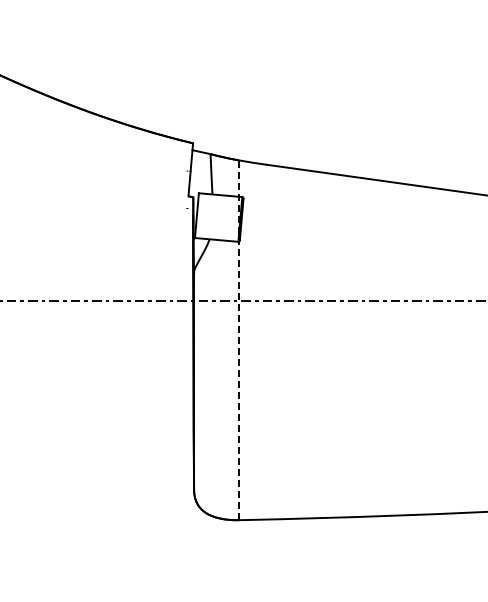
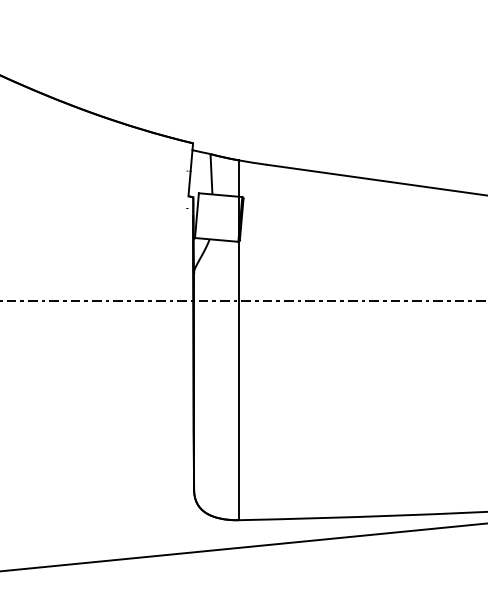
line: dashed -> solid (238, 340)
line: none -> present (243, 547)
